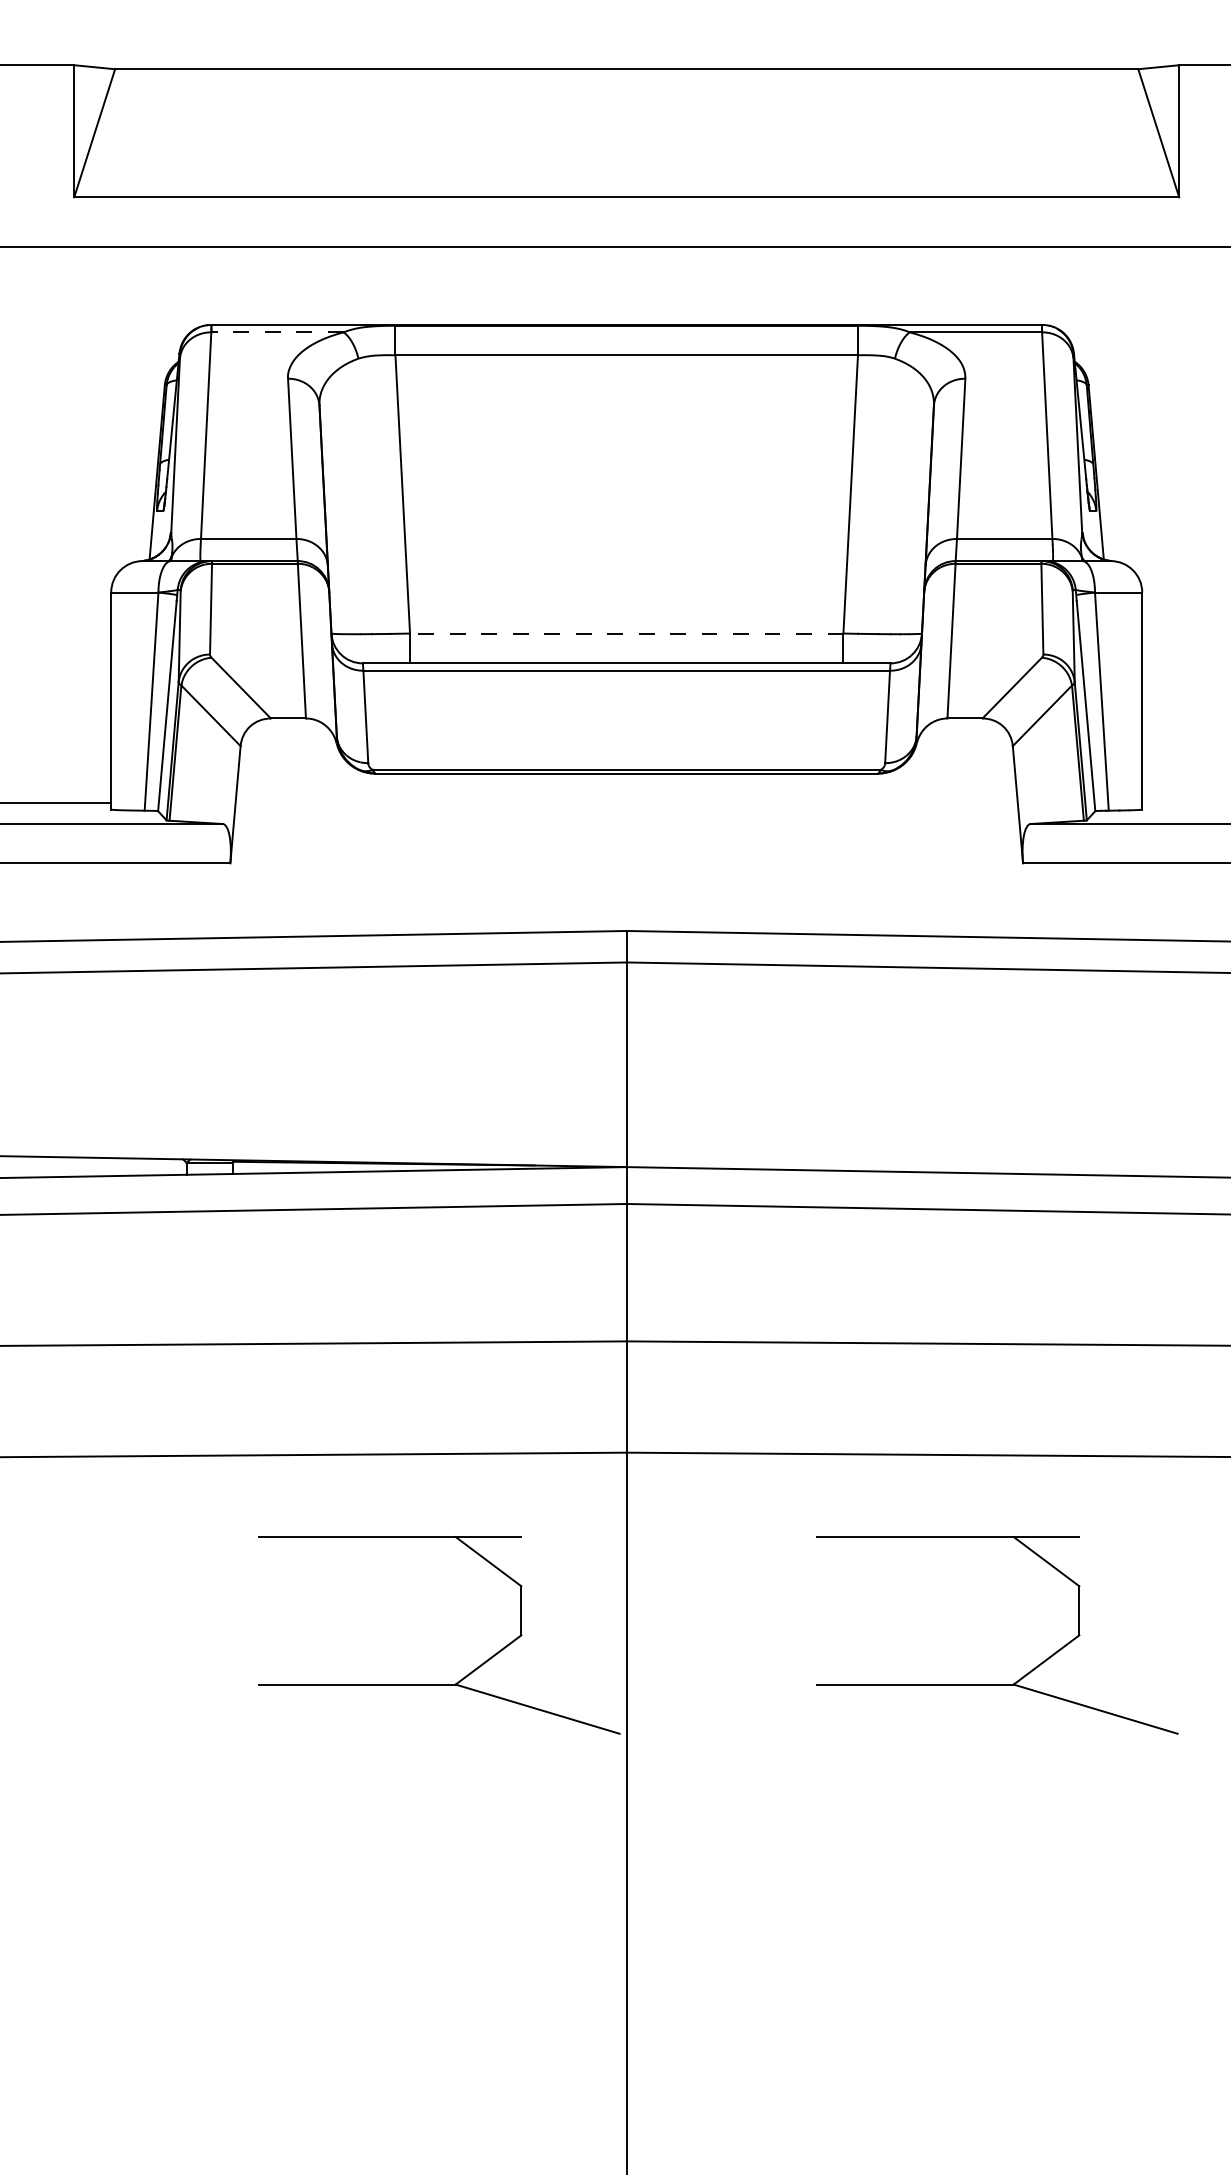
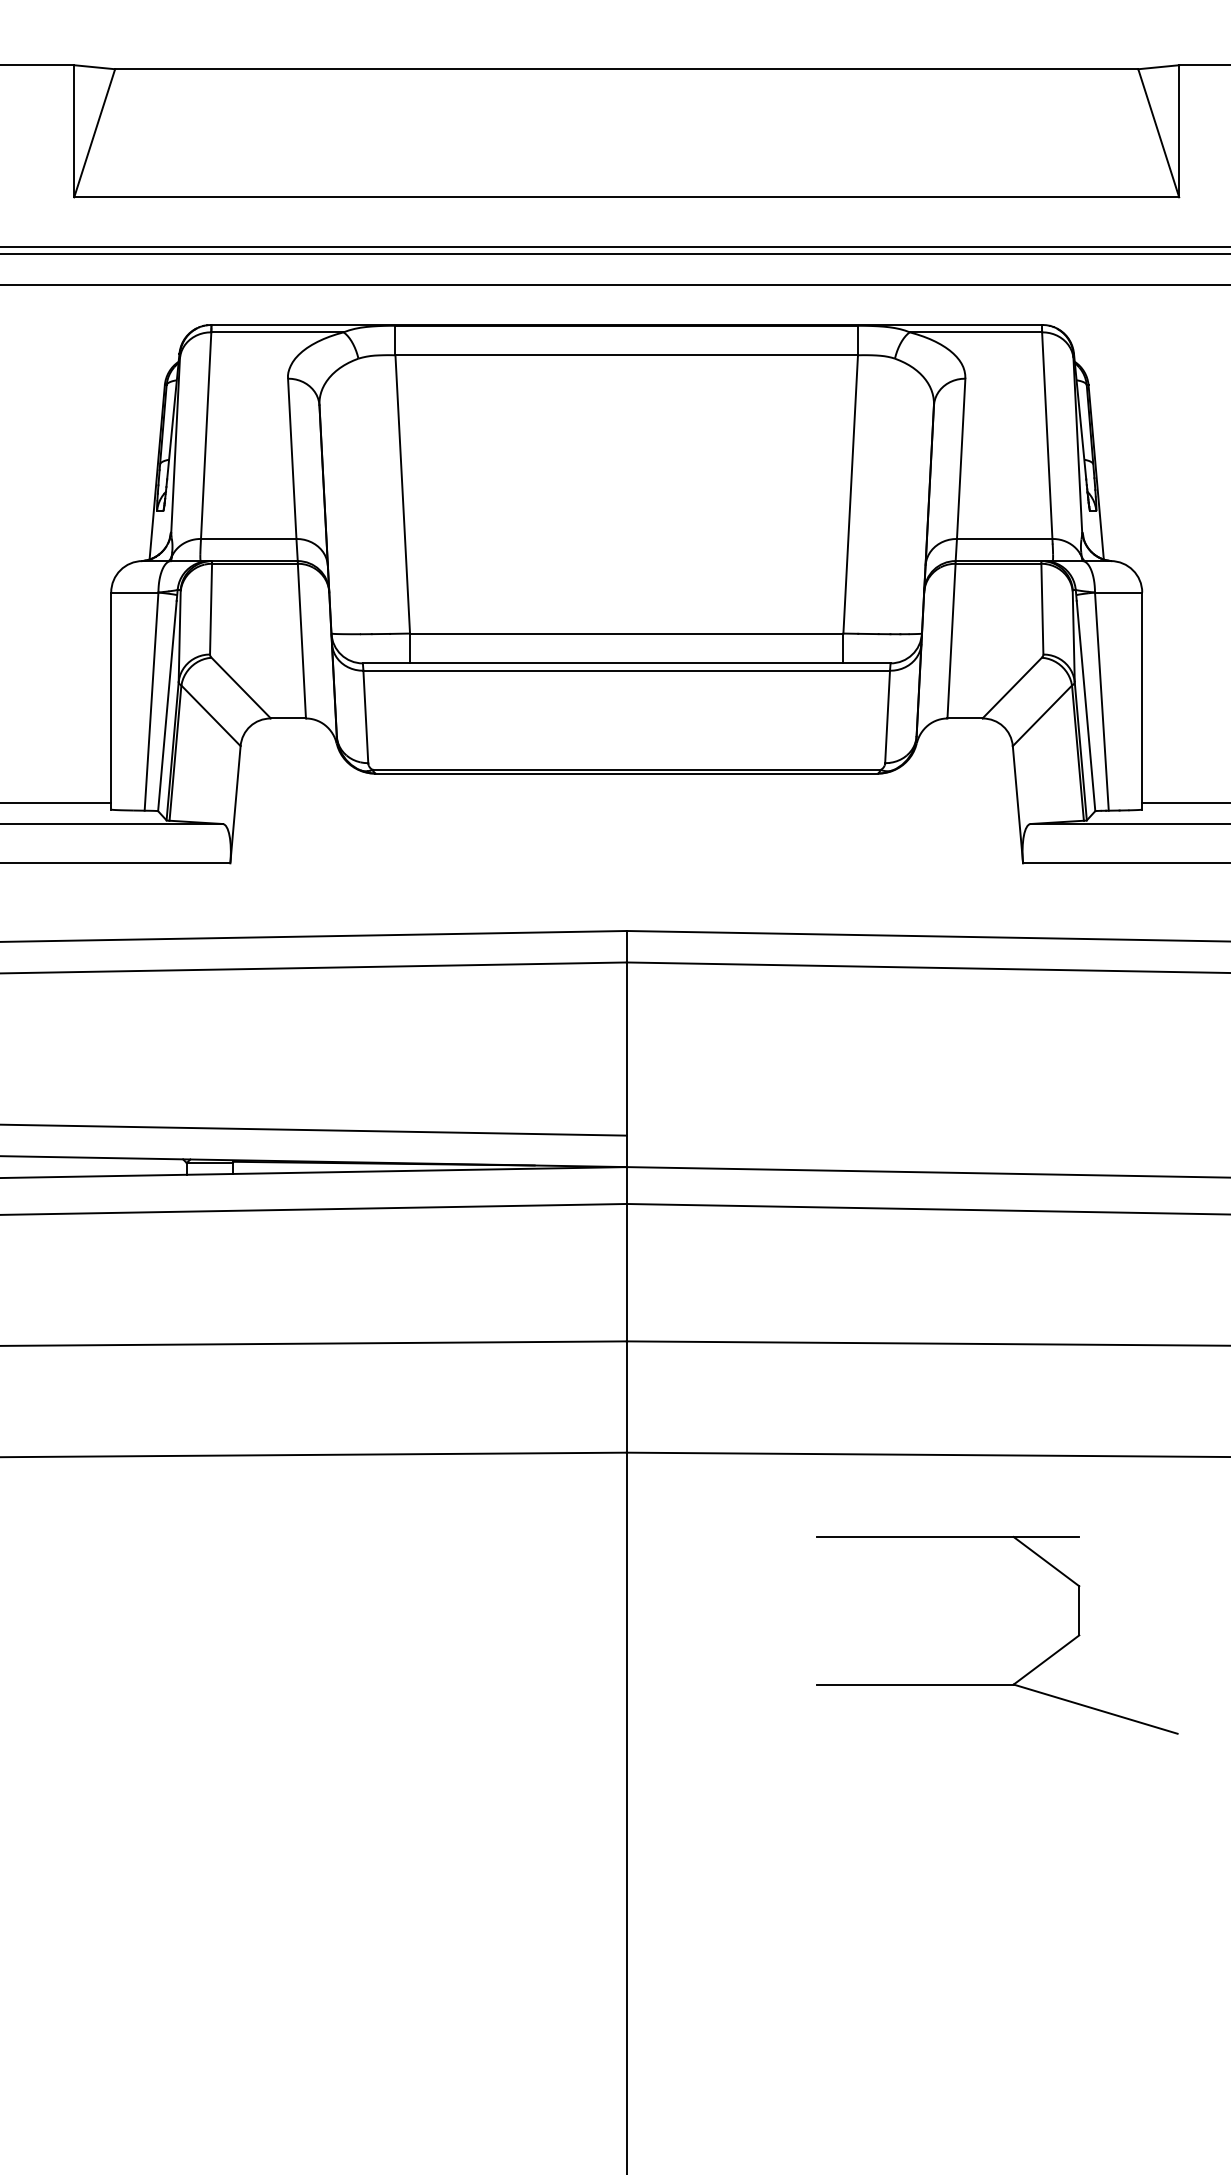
line: none -> present (614, 253)
line: none -> present (614, 285)
line: dashed -> solid (277, 332)
line: dashed -> solid (626, 633)
line: none -> present (1184, 803)
line: none -> present (314, 1129)
part: present -> none (468, 1673)
